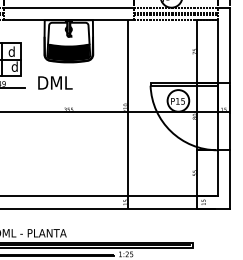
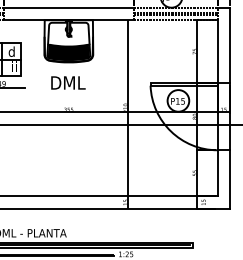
text: d -> ii (14, 66)
text position: (55, 82) -> (68, 82) (68, 82)
line: none -> present (120, 124)
